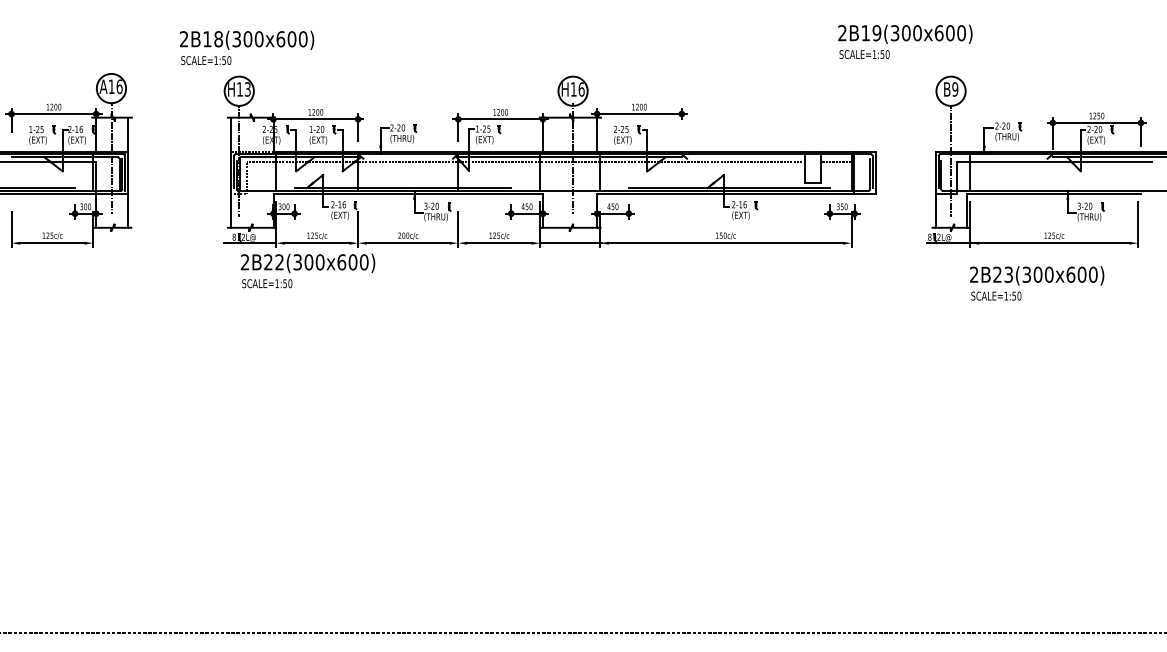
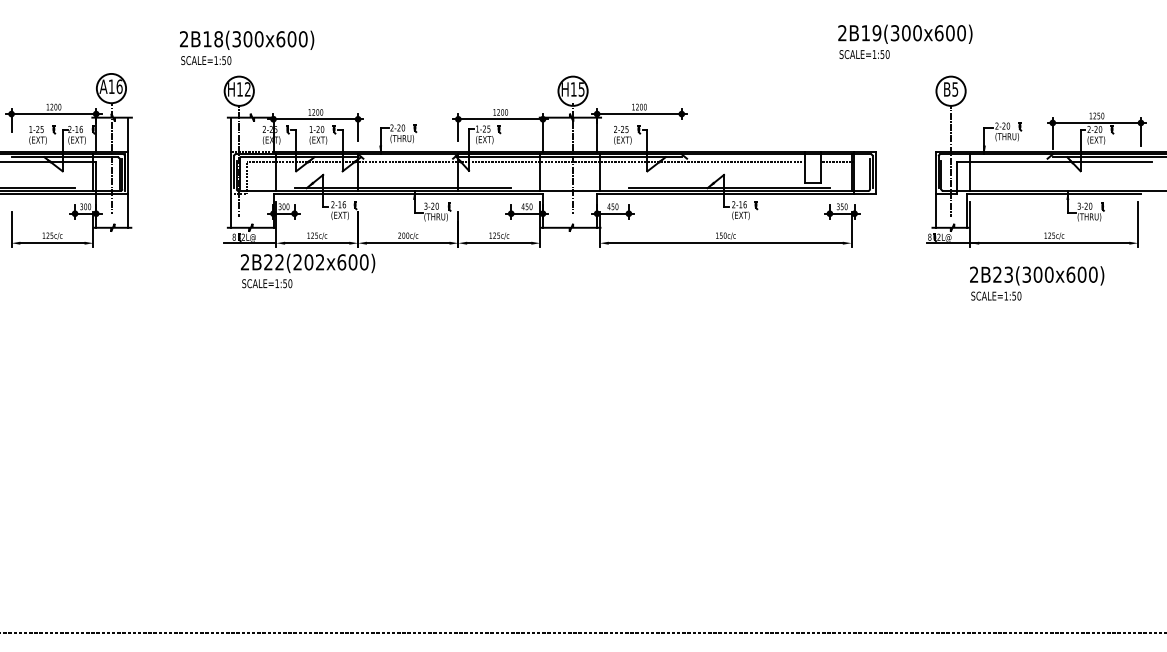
text: H13 -> H12 (247, 89)
text: H16 -> H15 (581, 89)
text: B9 -> B5 (955, 89)
line: present -> none (570, 243)
text: 2B22(300x600) -> 2B22(202x600) (308, 262)
